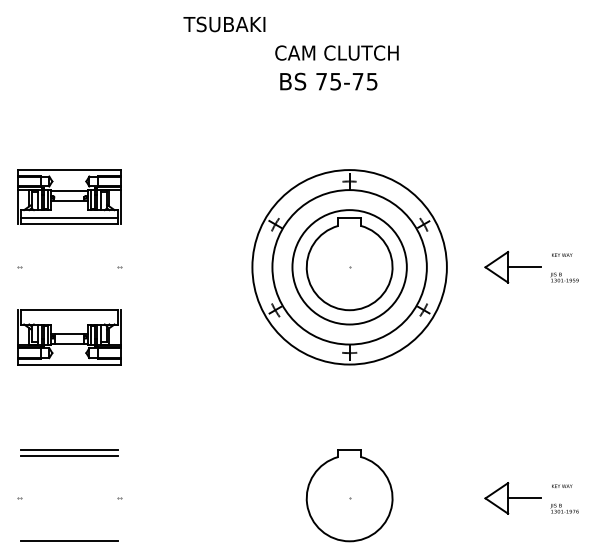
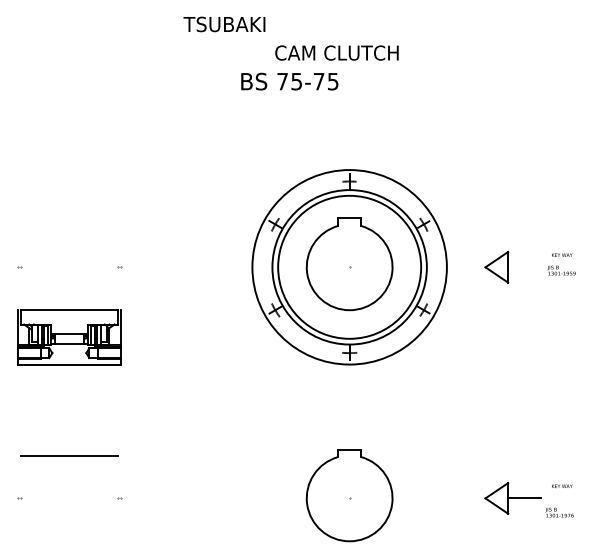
text position: (328, 81) -> (289, 81) (289, 81)
part: present -> none (69, 196)
circle diameter: 114 px -> 143 px (349, 266)
line: present -> none (524, 267)
text position: (564, 277) -> (561, 270) (561, 270)
line: present -> none (68, 449)
text position: (564, 508) -> (559, 512) (559, 512)
line: present -> none (68, 541)
